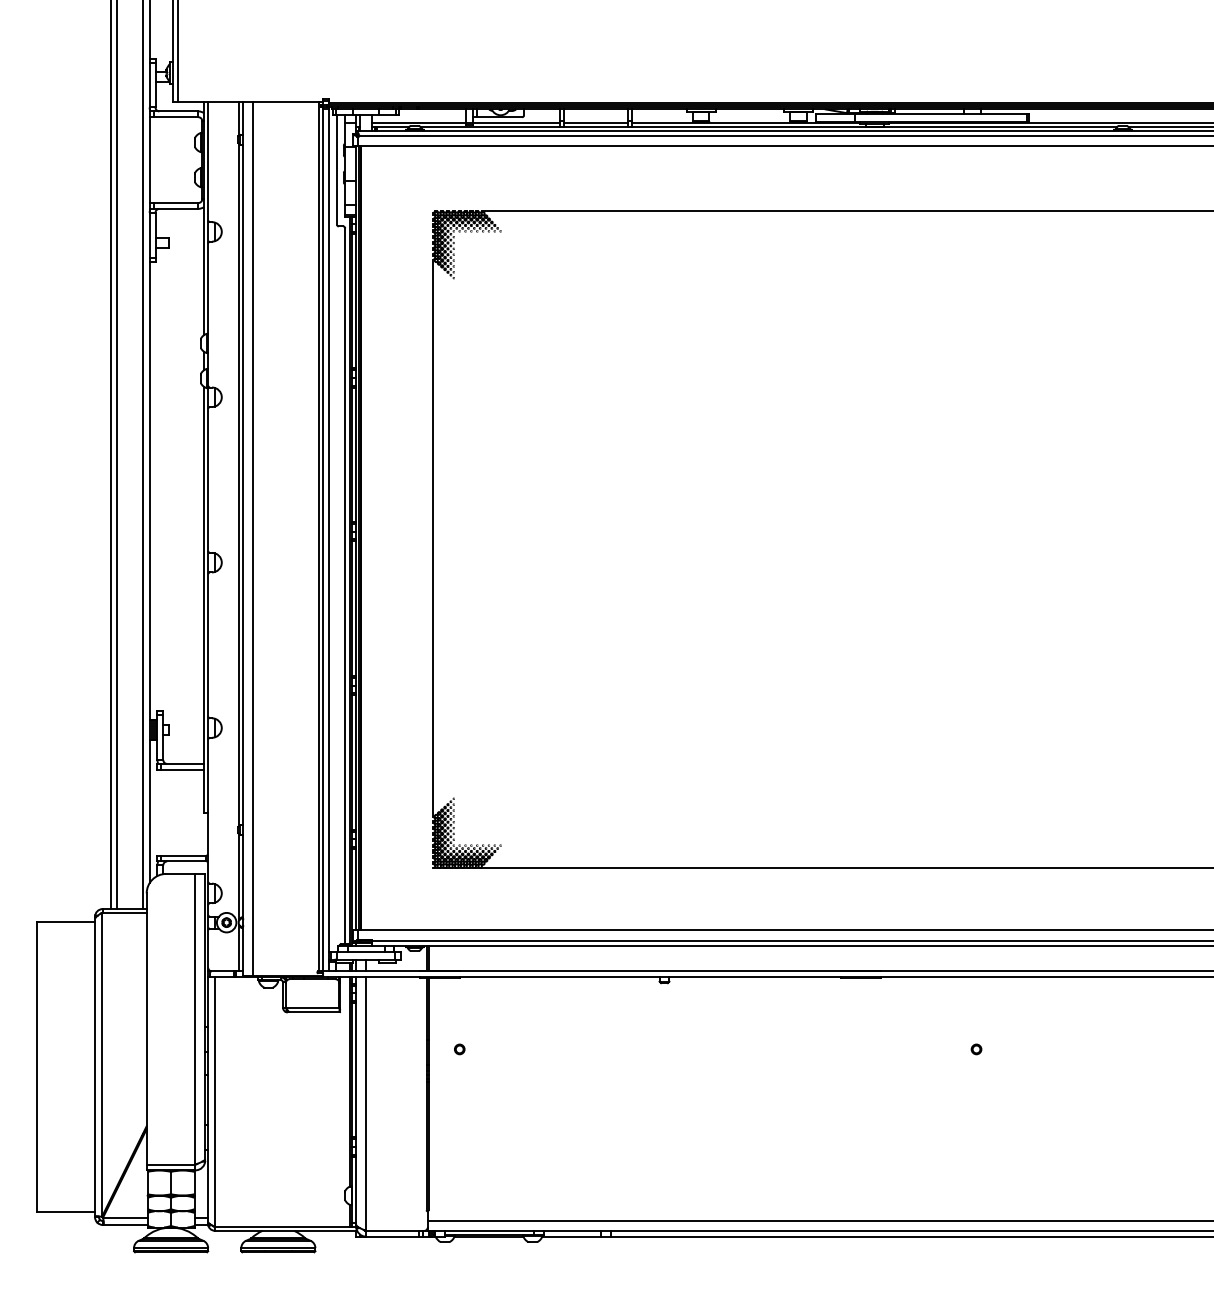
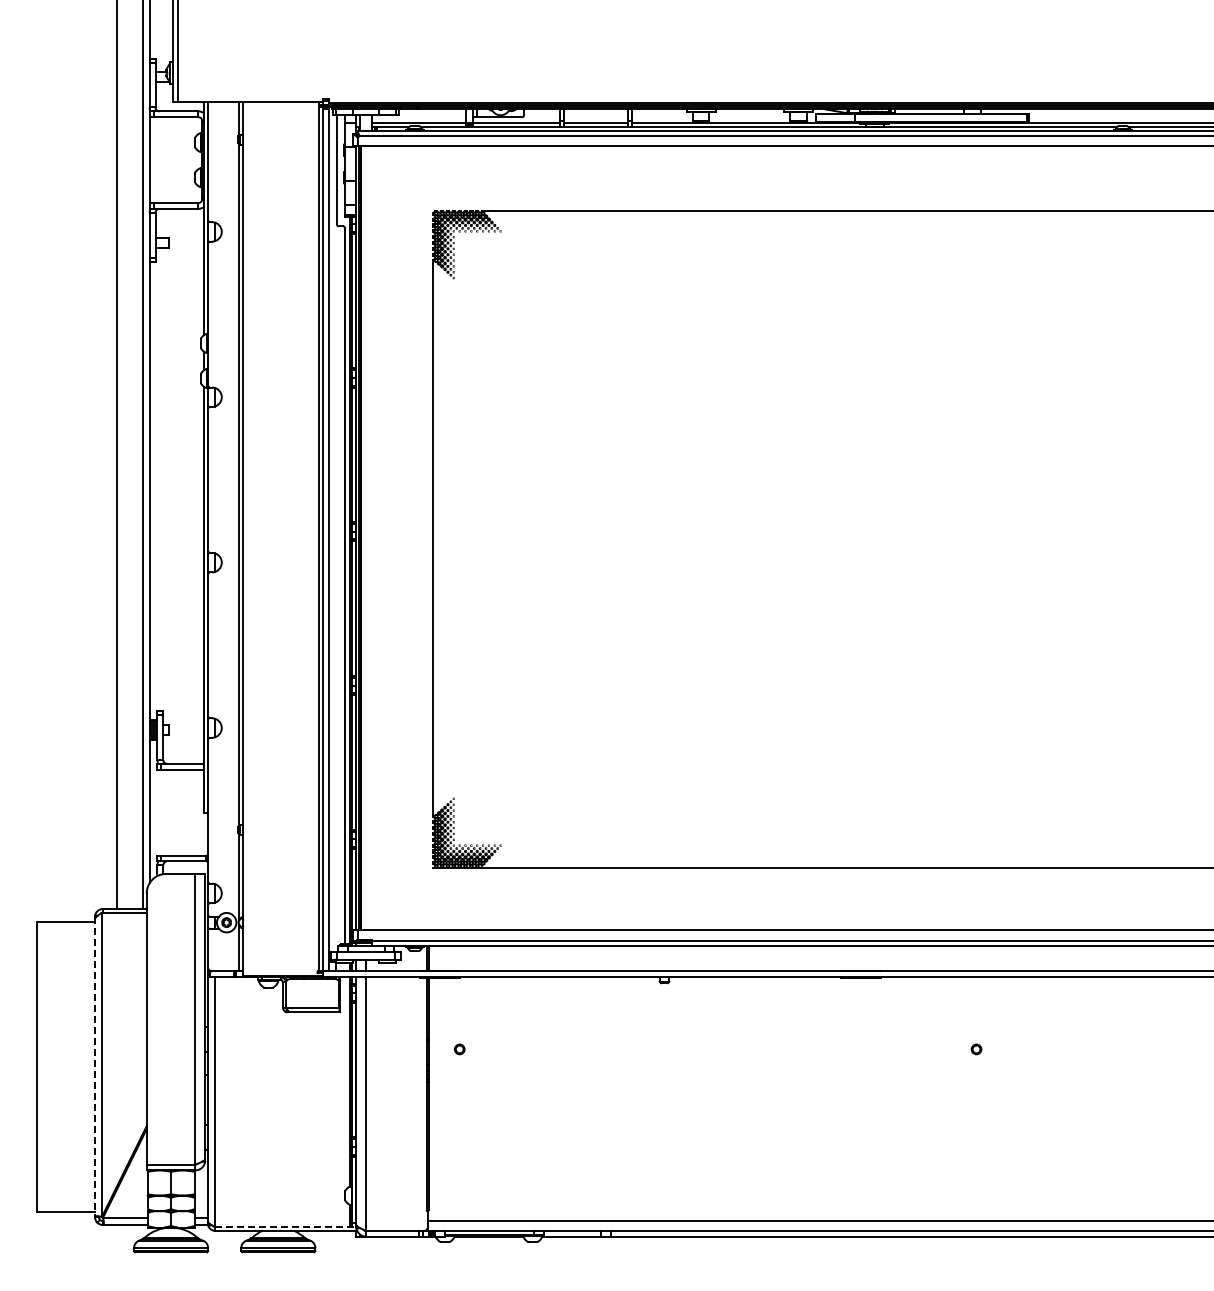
line: present -> none (110, 455)
line: present -> none (253, 539)
line: solid -> dashed (95, 1067)
line: solid -> dashed (285, 1226)
